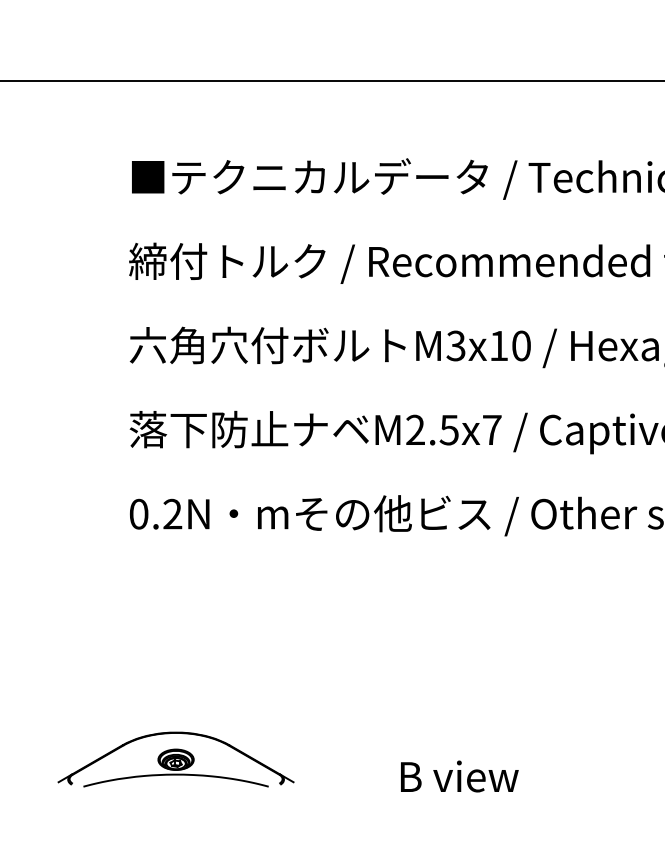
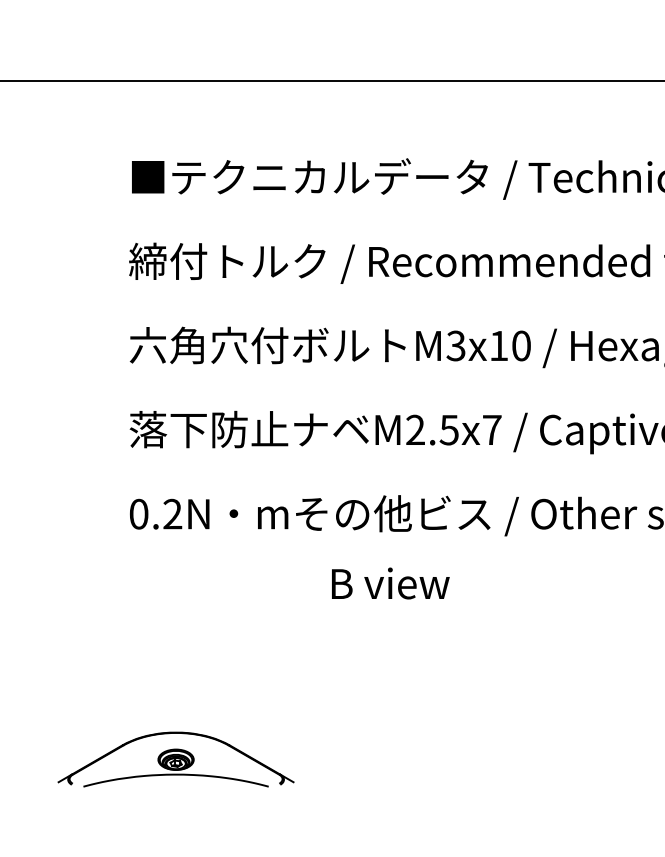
text position: (459, 776) -> (390, 583) (390, 583)
